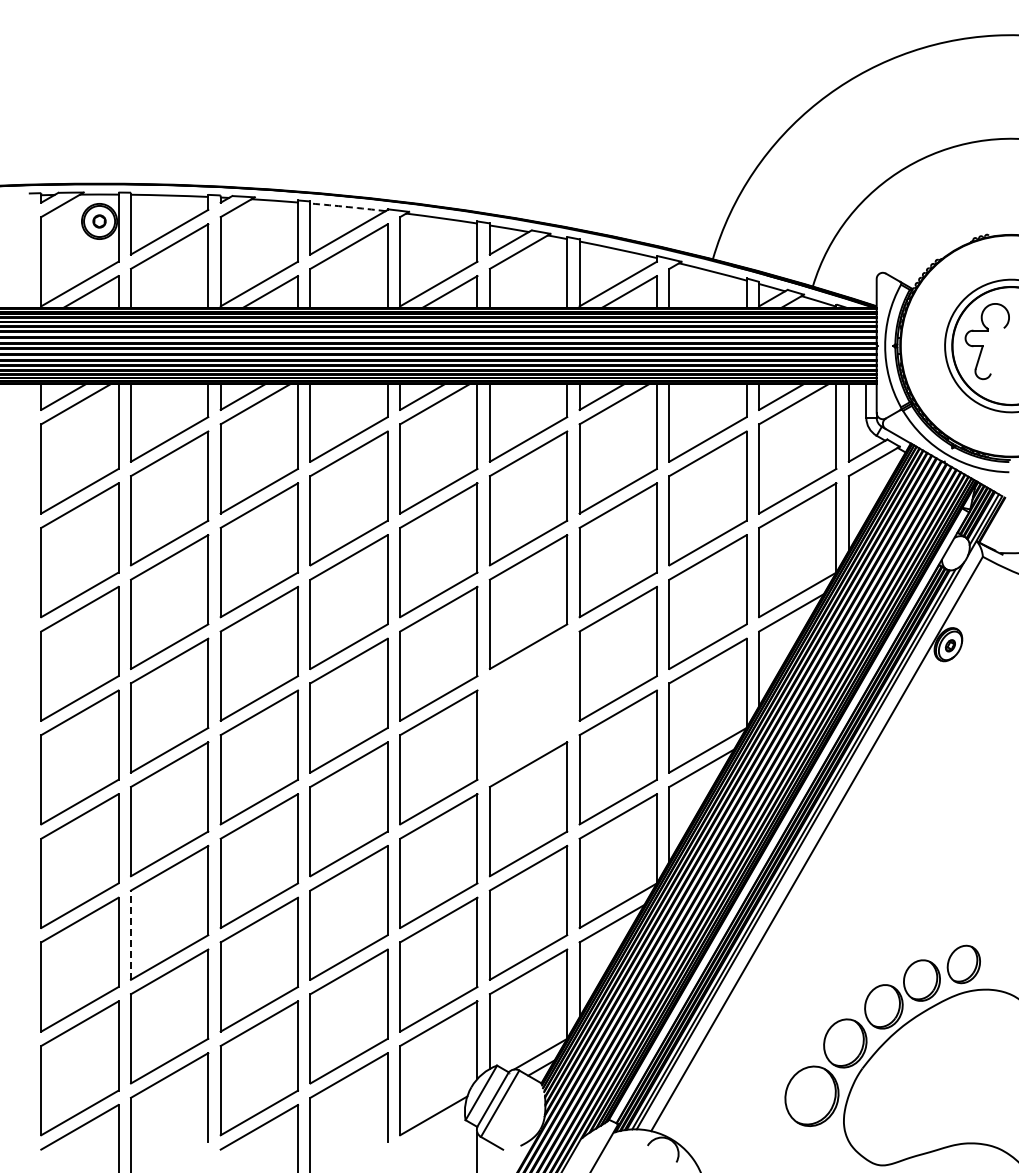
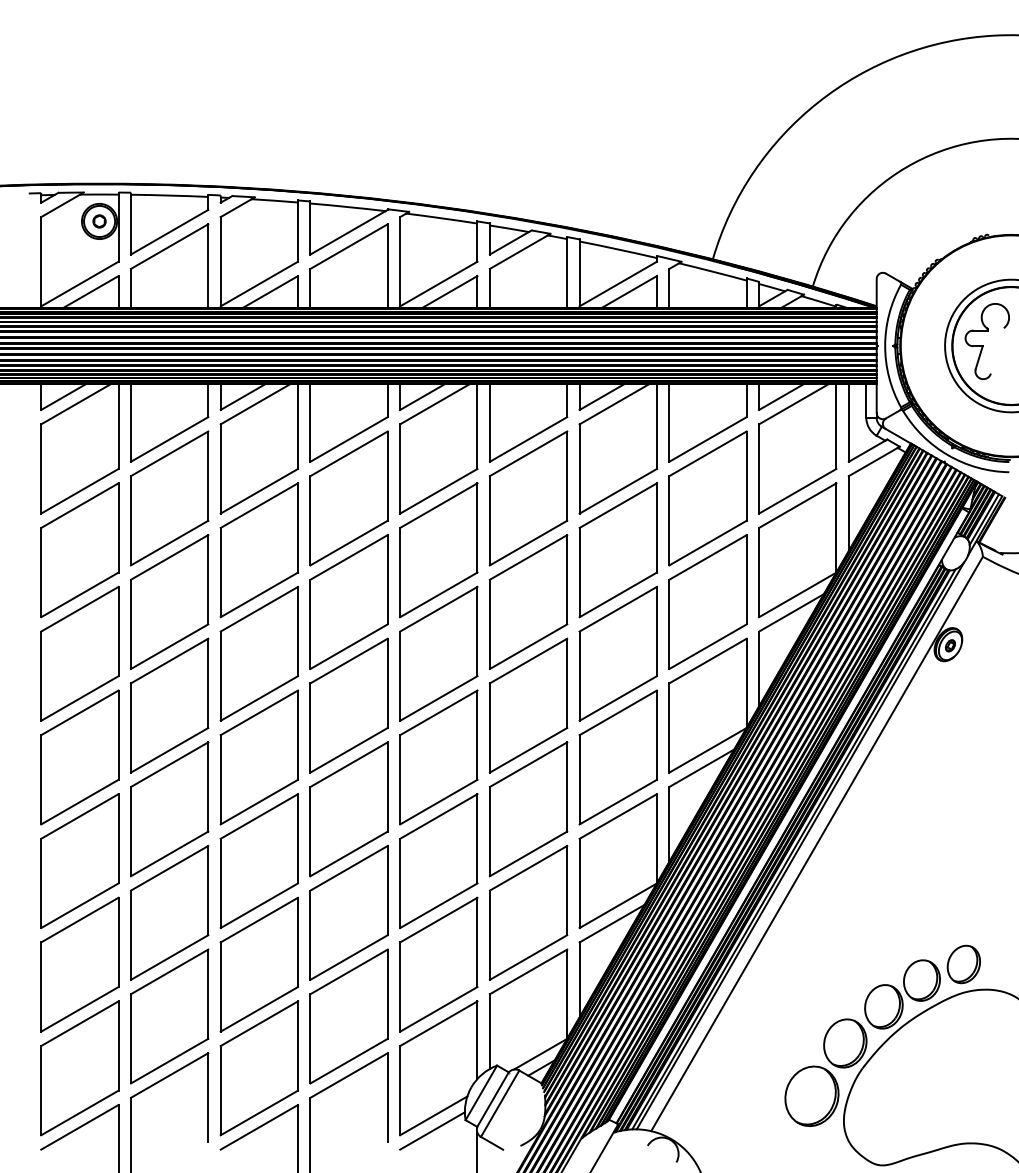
arc: dashed -> solid (348, 207)
part: none -> present (528, 705)
line: dashed -> solid (130, 935)
line: none -> present (432, 1130)
